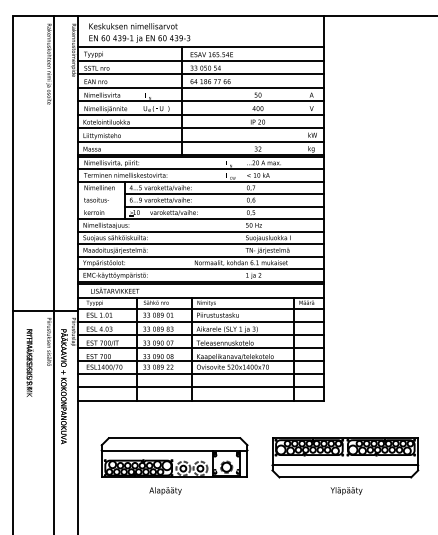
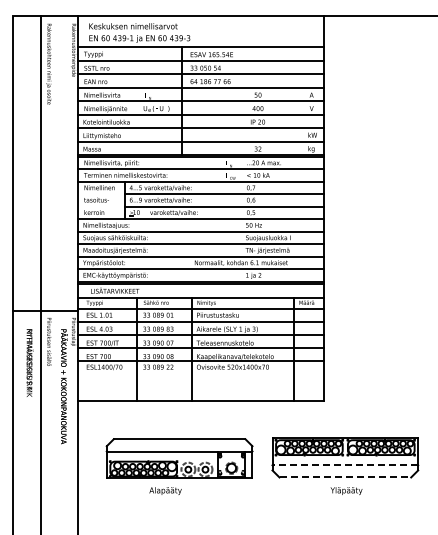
line position: (53, 273) -> (40, 273) (40, 273)
line: present -> none (201, 373)
line: present -> none (201, 387)
part position: (174, 457) -> (179, 458) (179, 458)
line: solid -> dashed (345, 464)
line: solid -> dashed (345, 477)
